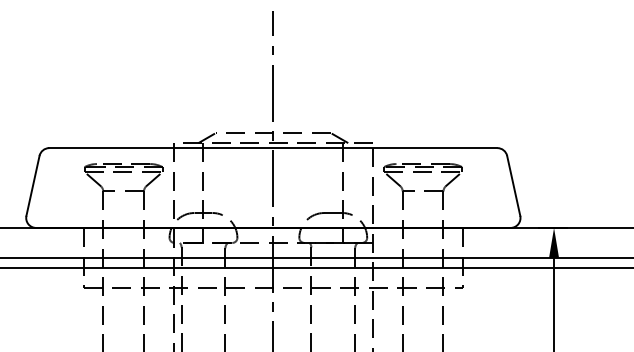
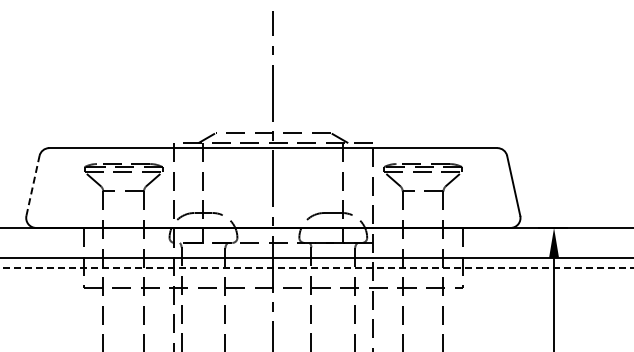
line: solid -> dashed (32, 185)
line: solid -> dashed (316, 267)
